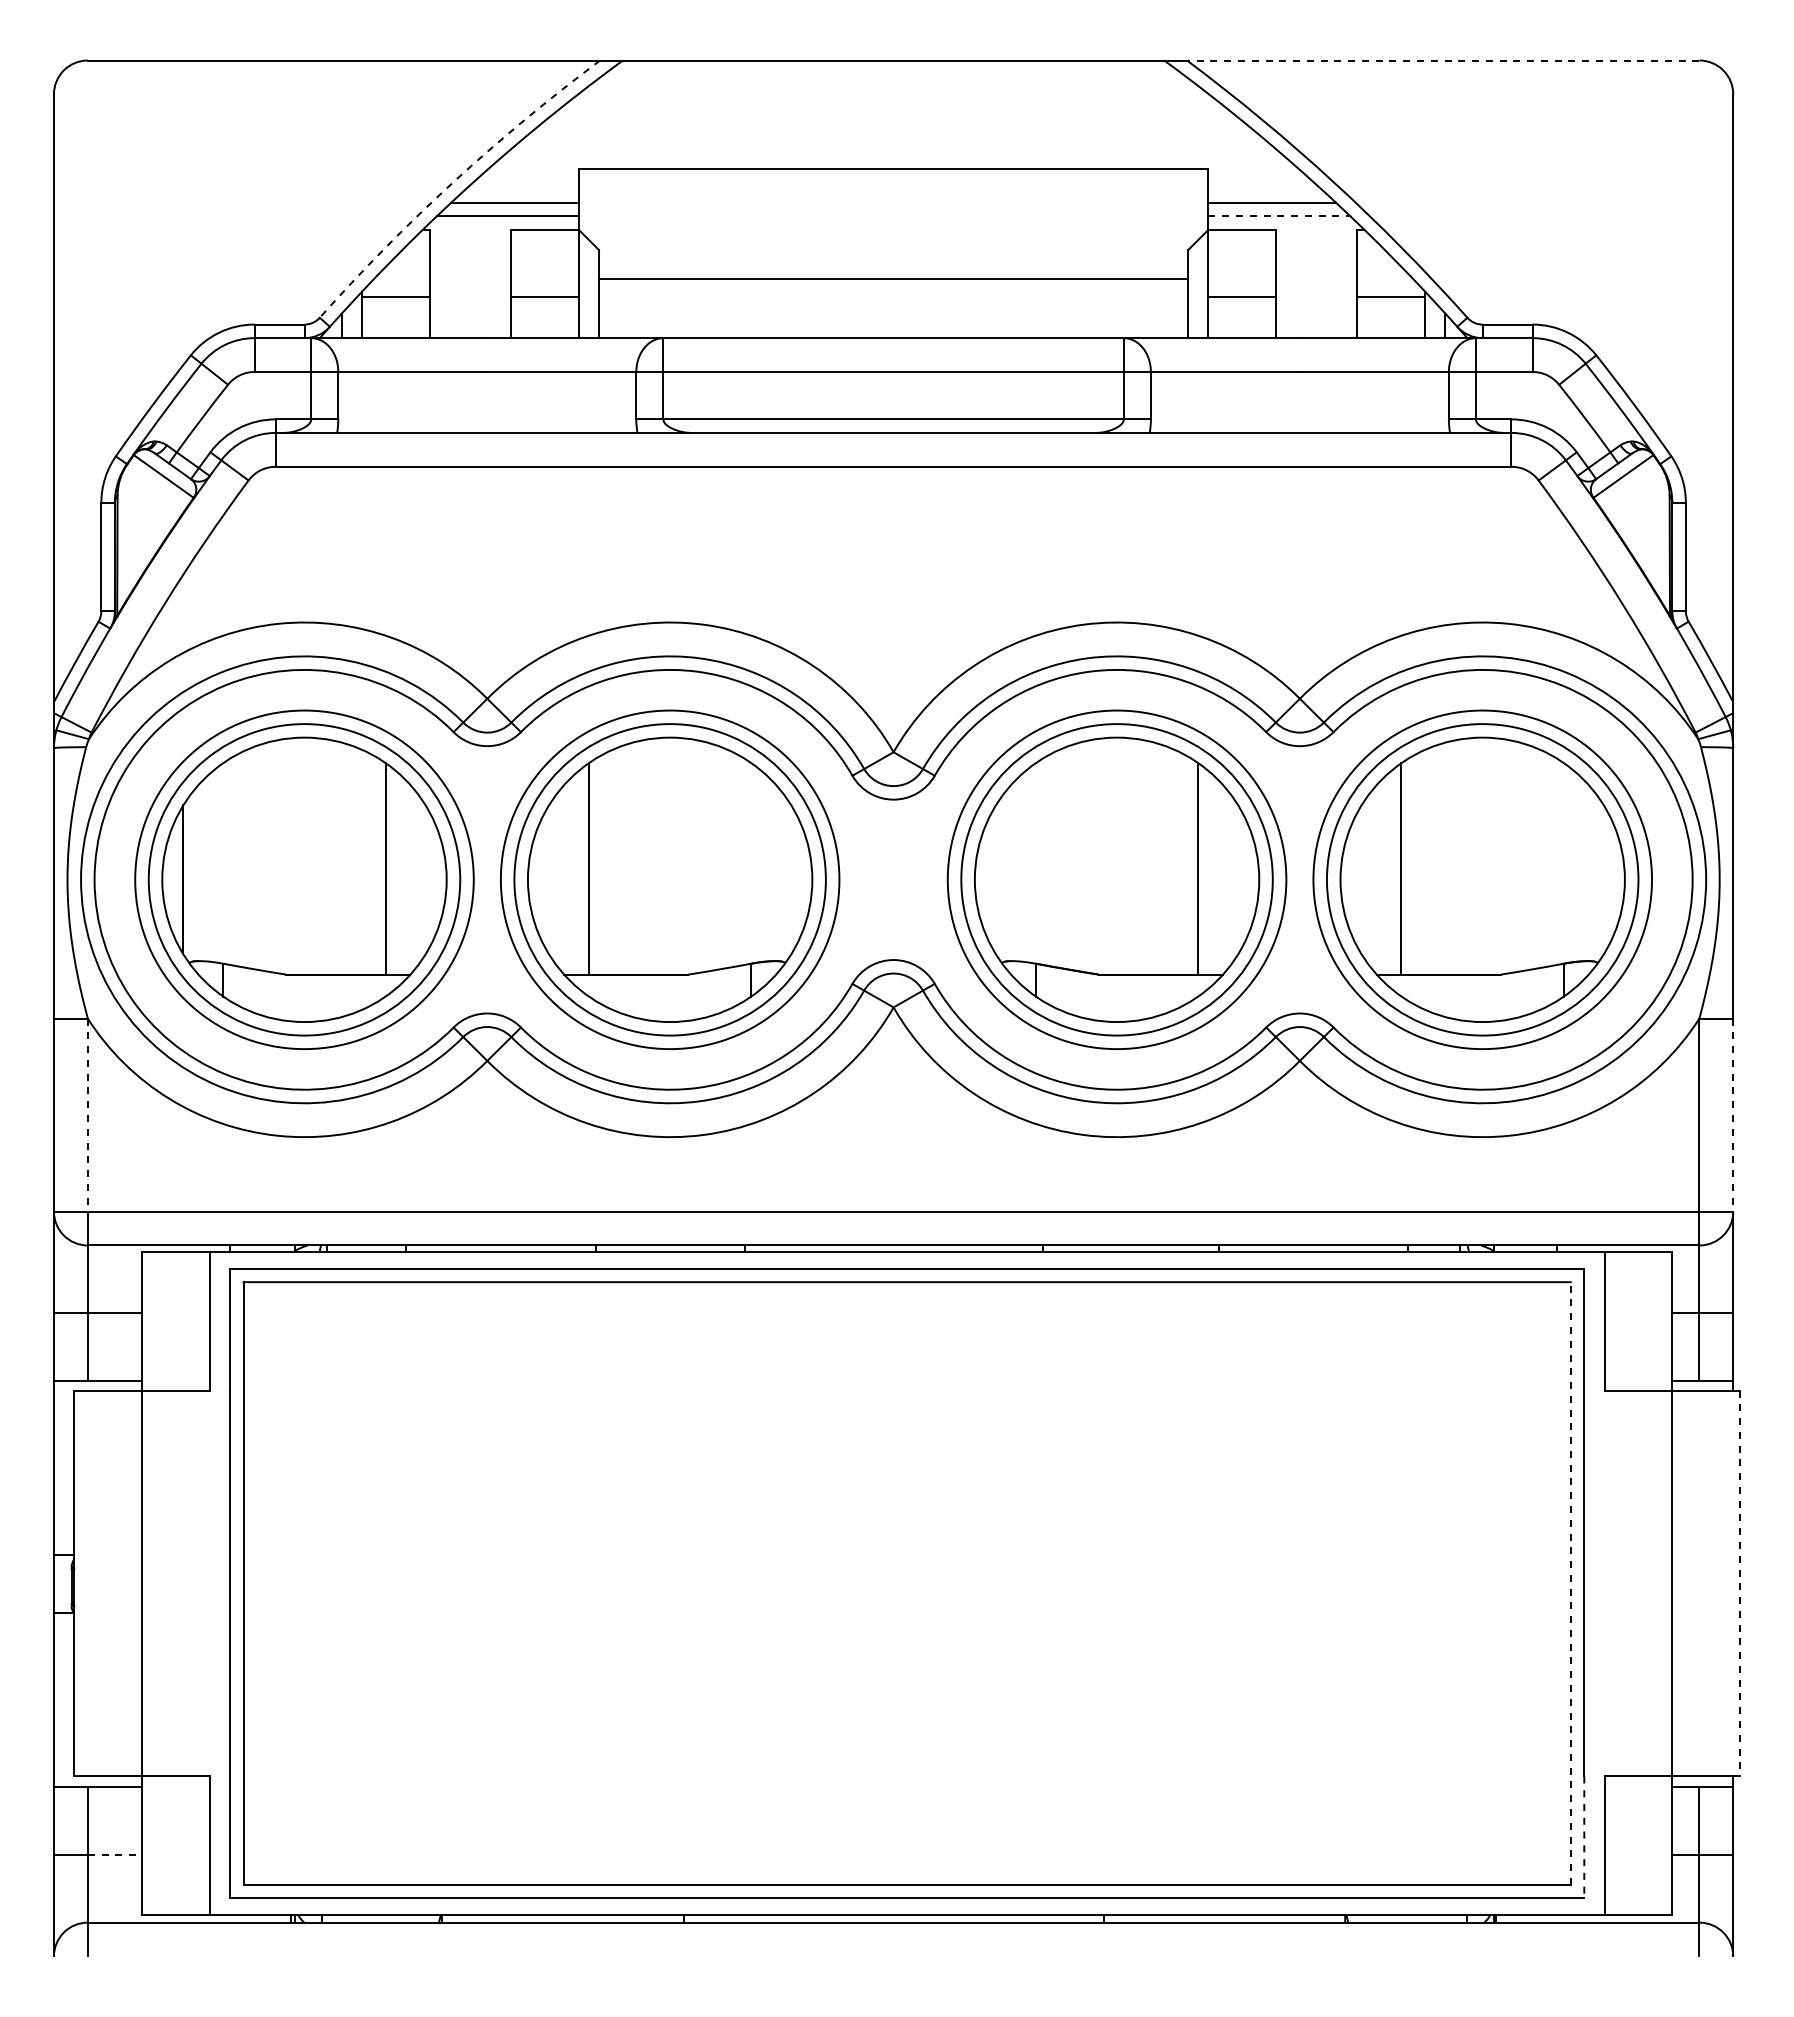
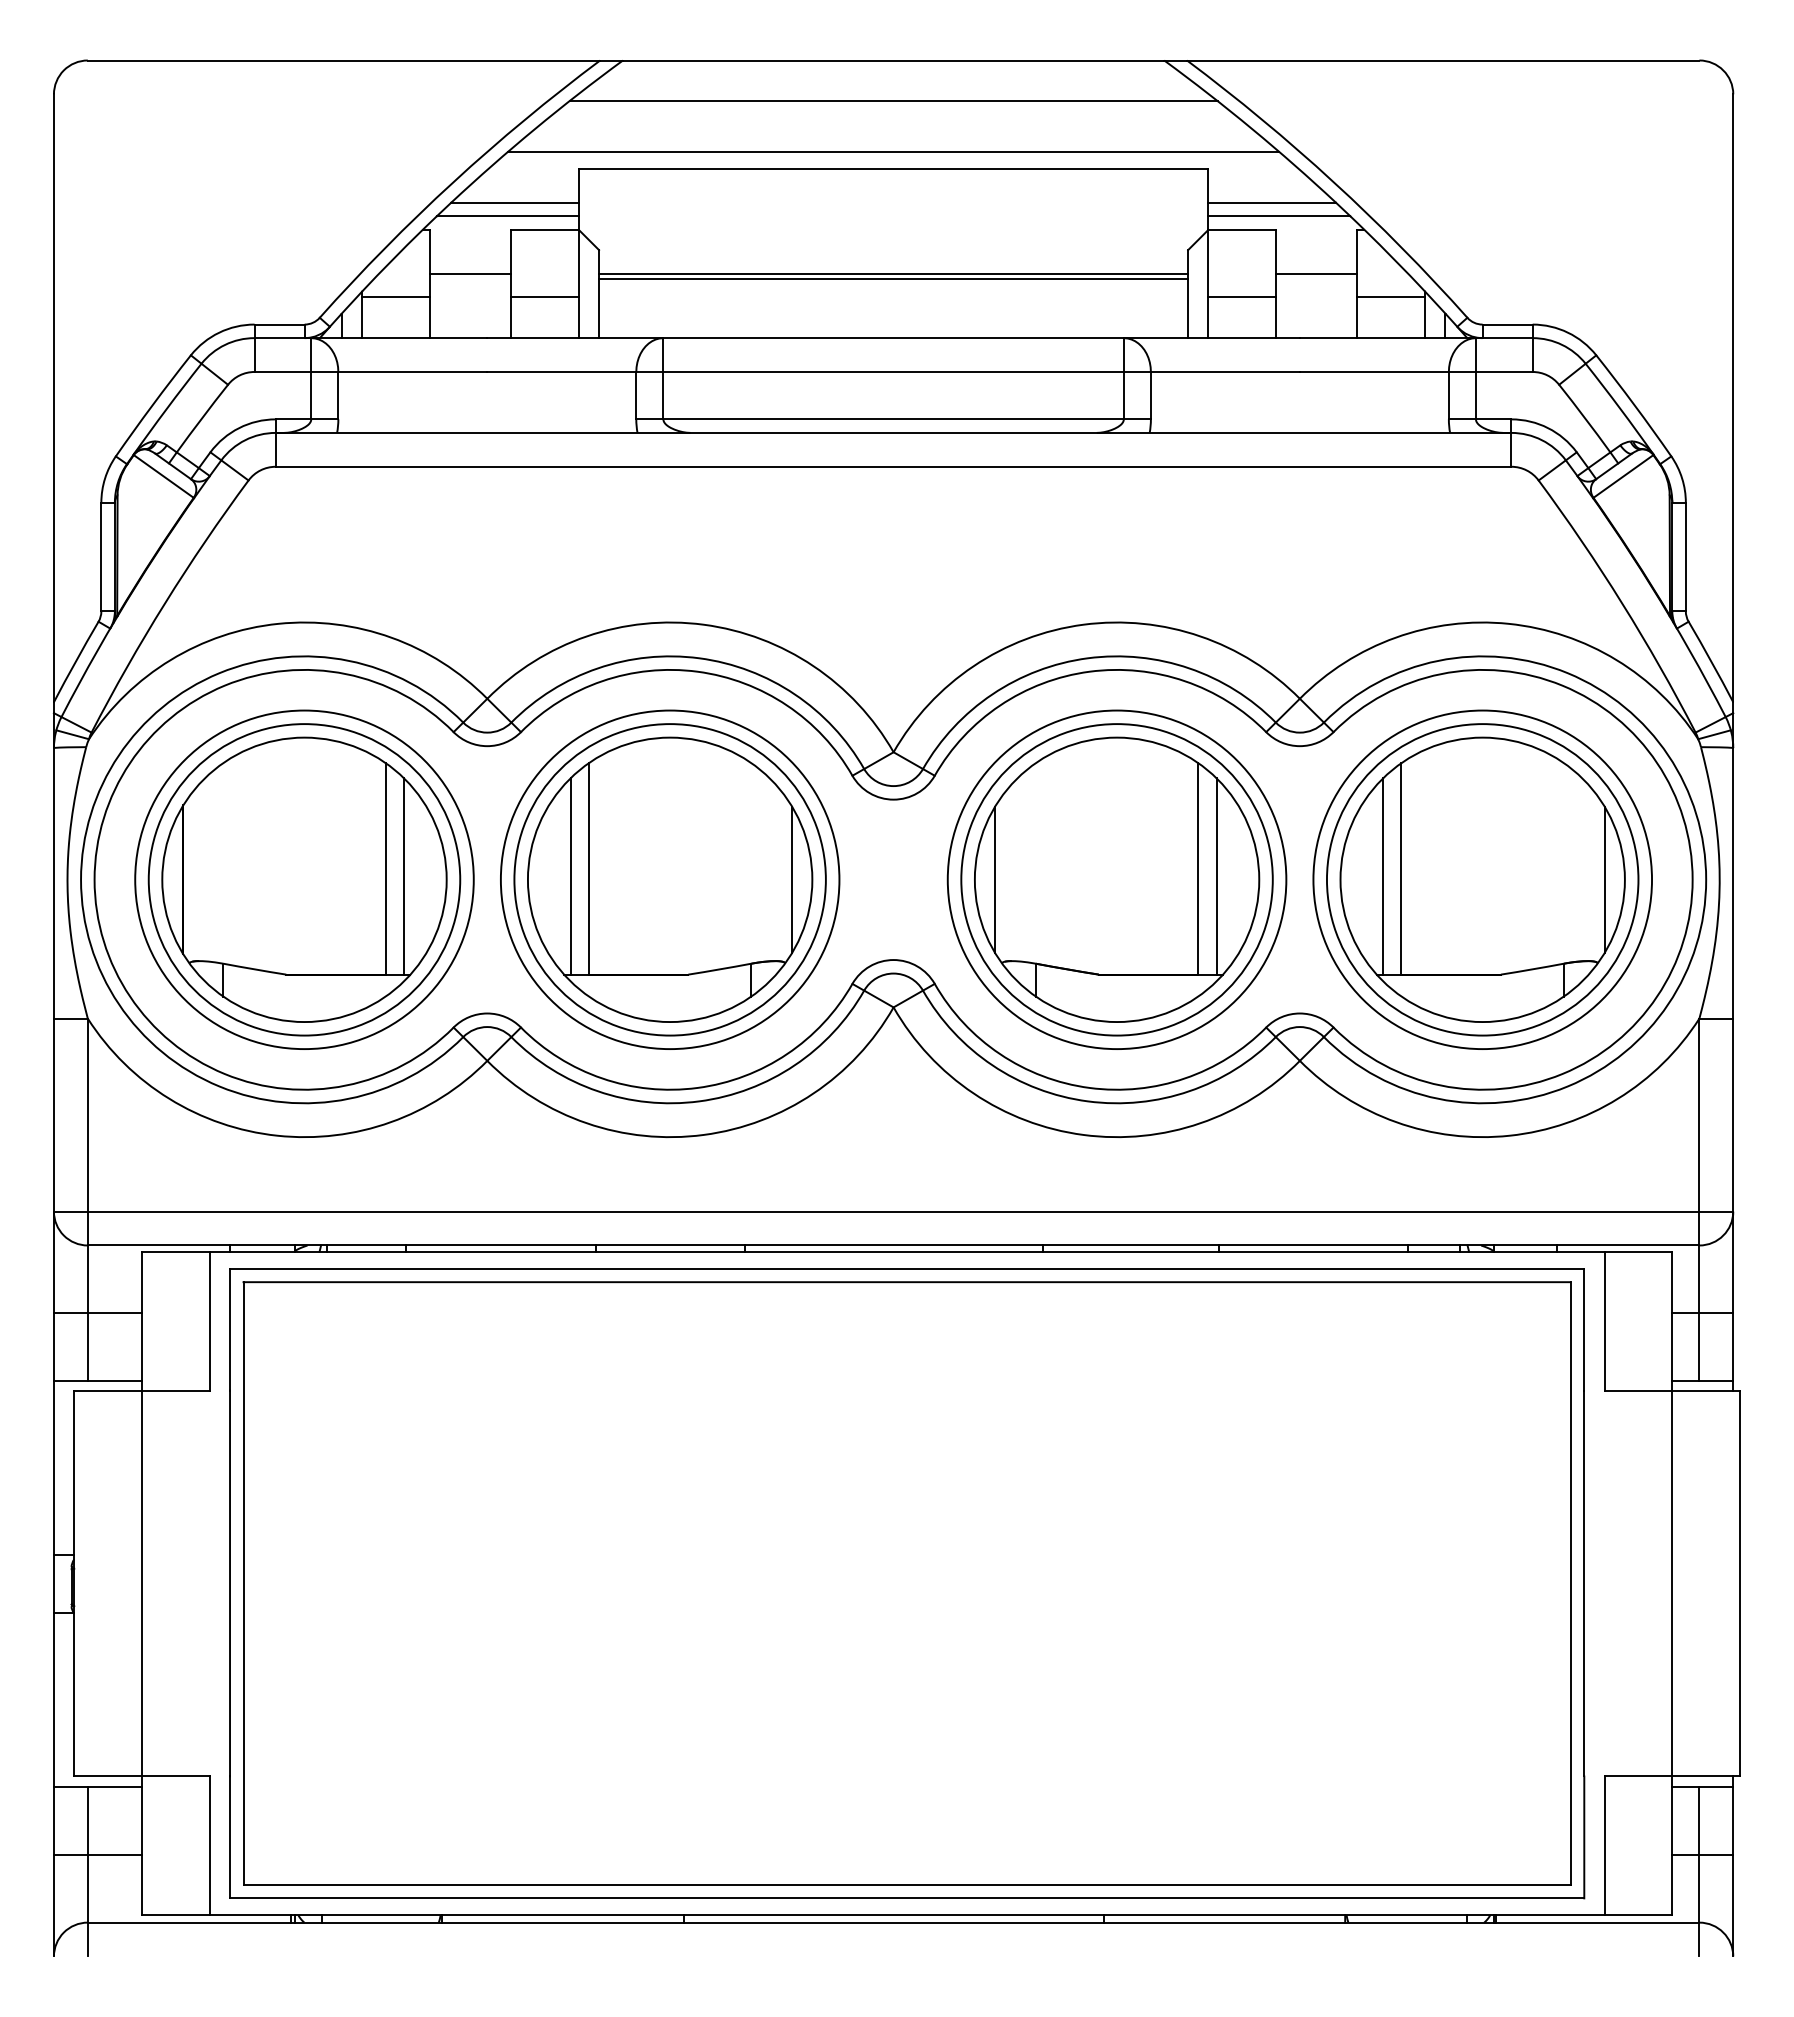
line: dashed -> solid (1442, 60)
line: none -> present (893, 101)
line: none -> present (893, 151)
arc: dashed -> solid (453, 182)
line: dashed -> solid (1279, 216)
line: none -> present (470, 274)
line: none -> present (893, 274)
line: none -> present (1316, 274)
line: none -> present (404, 876)
line: none -> present (570, 876)
line: none -> present (1216, 876)
line: none -> present (1383, 876)
line: none -> present (792, 879)
line: none -> present (995, 879)
line: none -> present (1604, 879)
line: dashed -> solid (87, 1115)
line: dashed -> solid (1733, 1115)
line: dashed -> solid (1570, 1583)
line: dashed -> solid (1740, 1583)
line: dashed -> solid (1584, 1837)
line: dashed -> solid (115, 1854)
